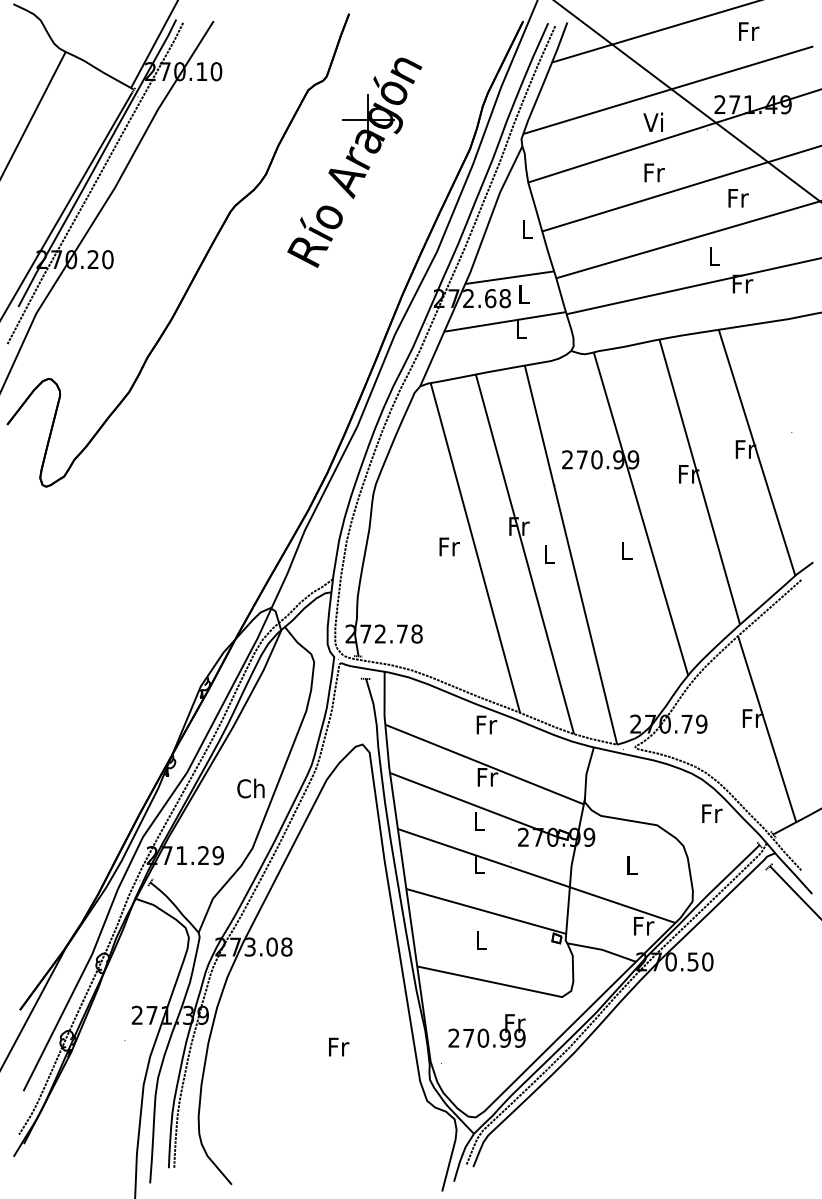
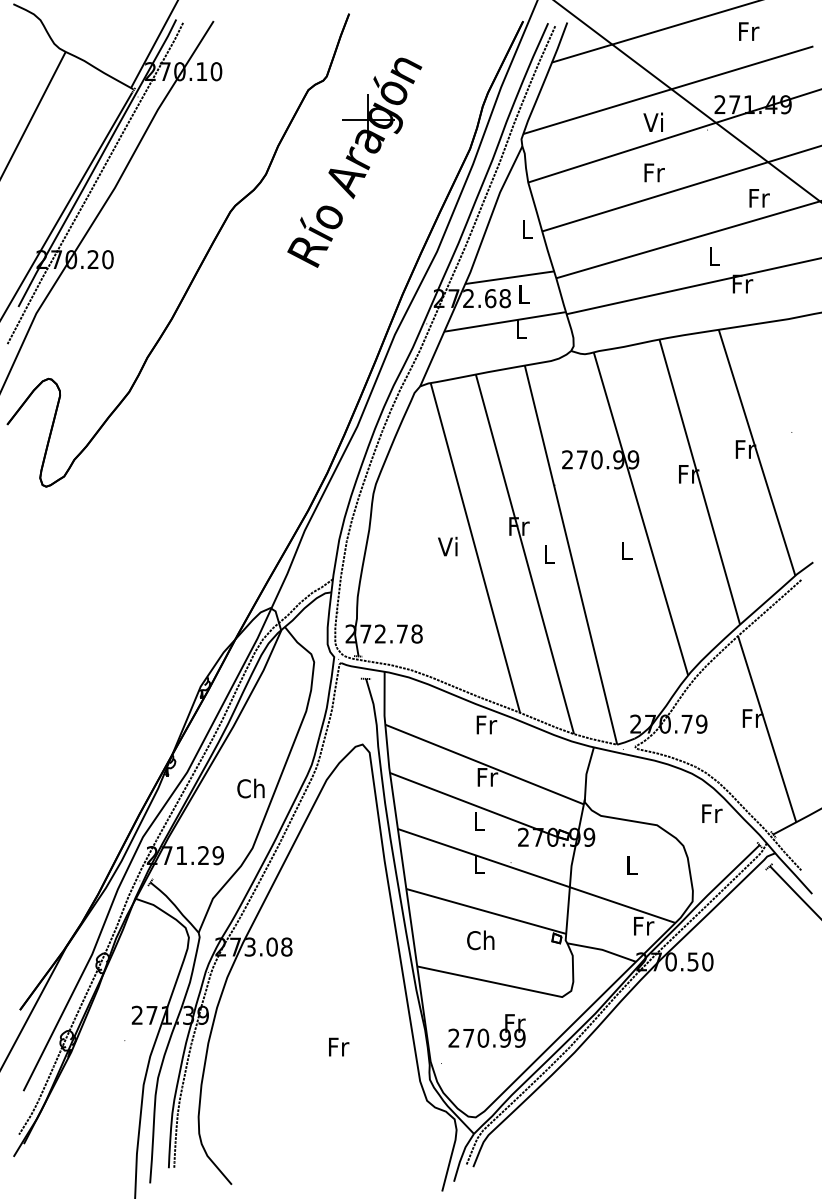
text position: (738, 198) -> (759, 198) (759, 198)
text: Fr -> Vi (448, 546)
text: L -> Ch (480, 940)
